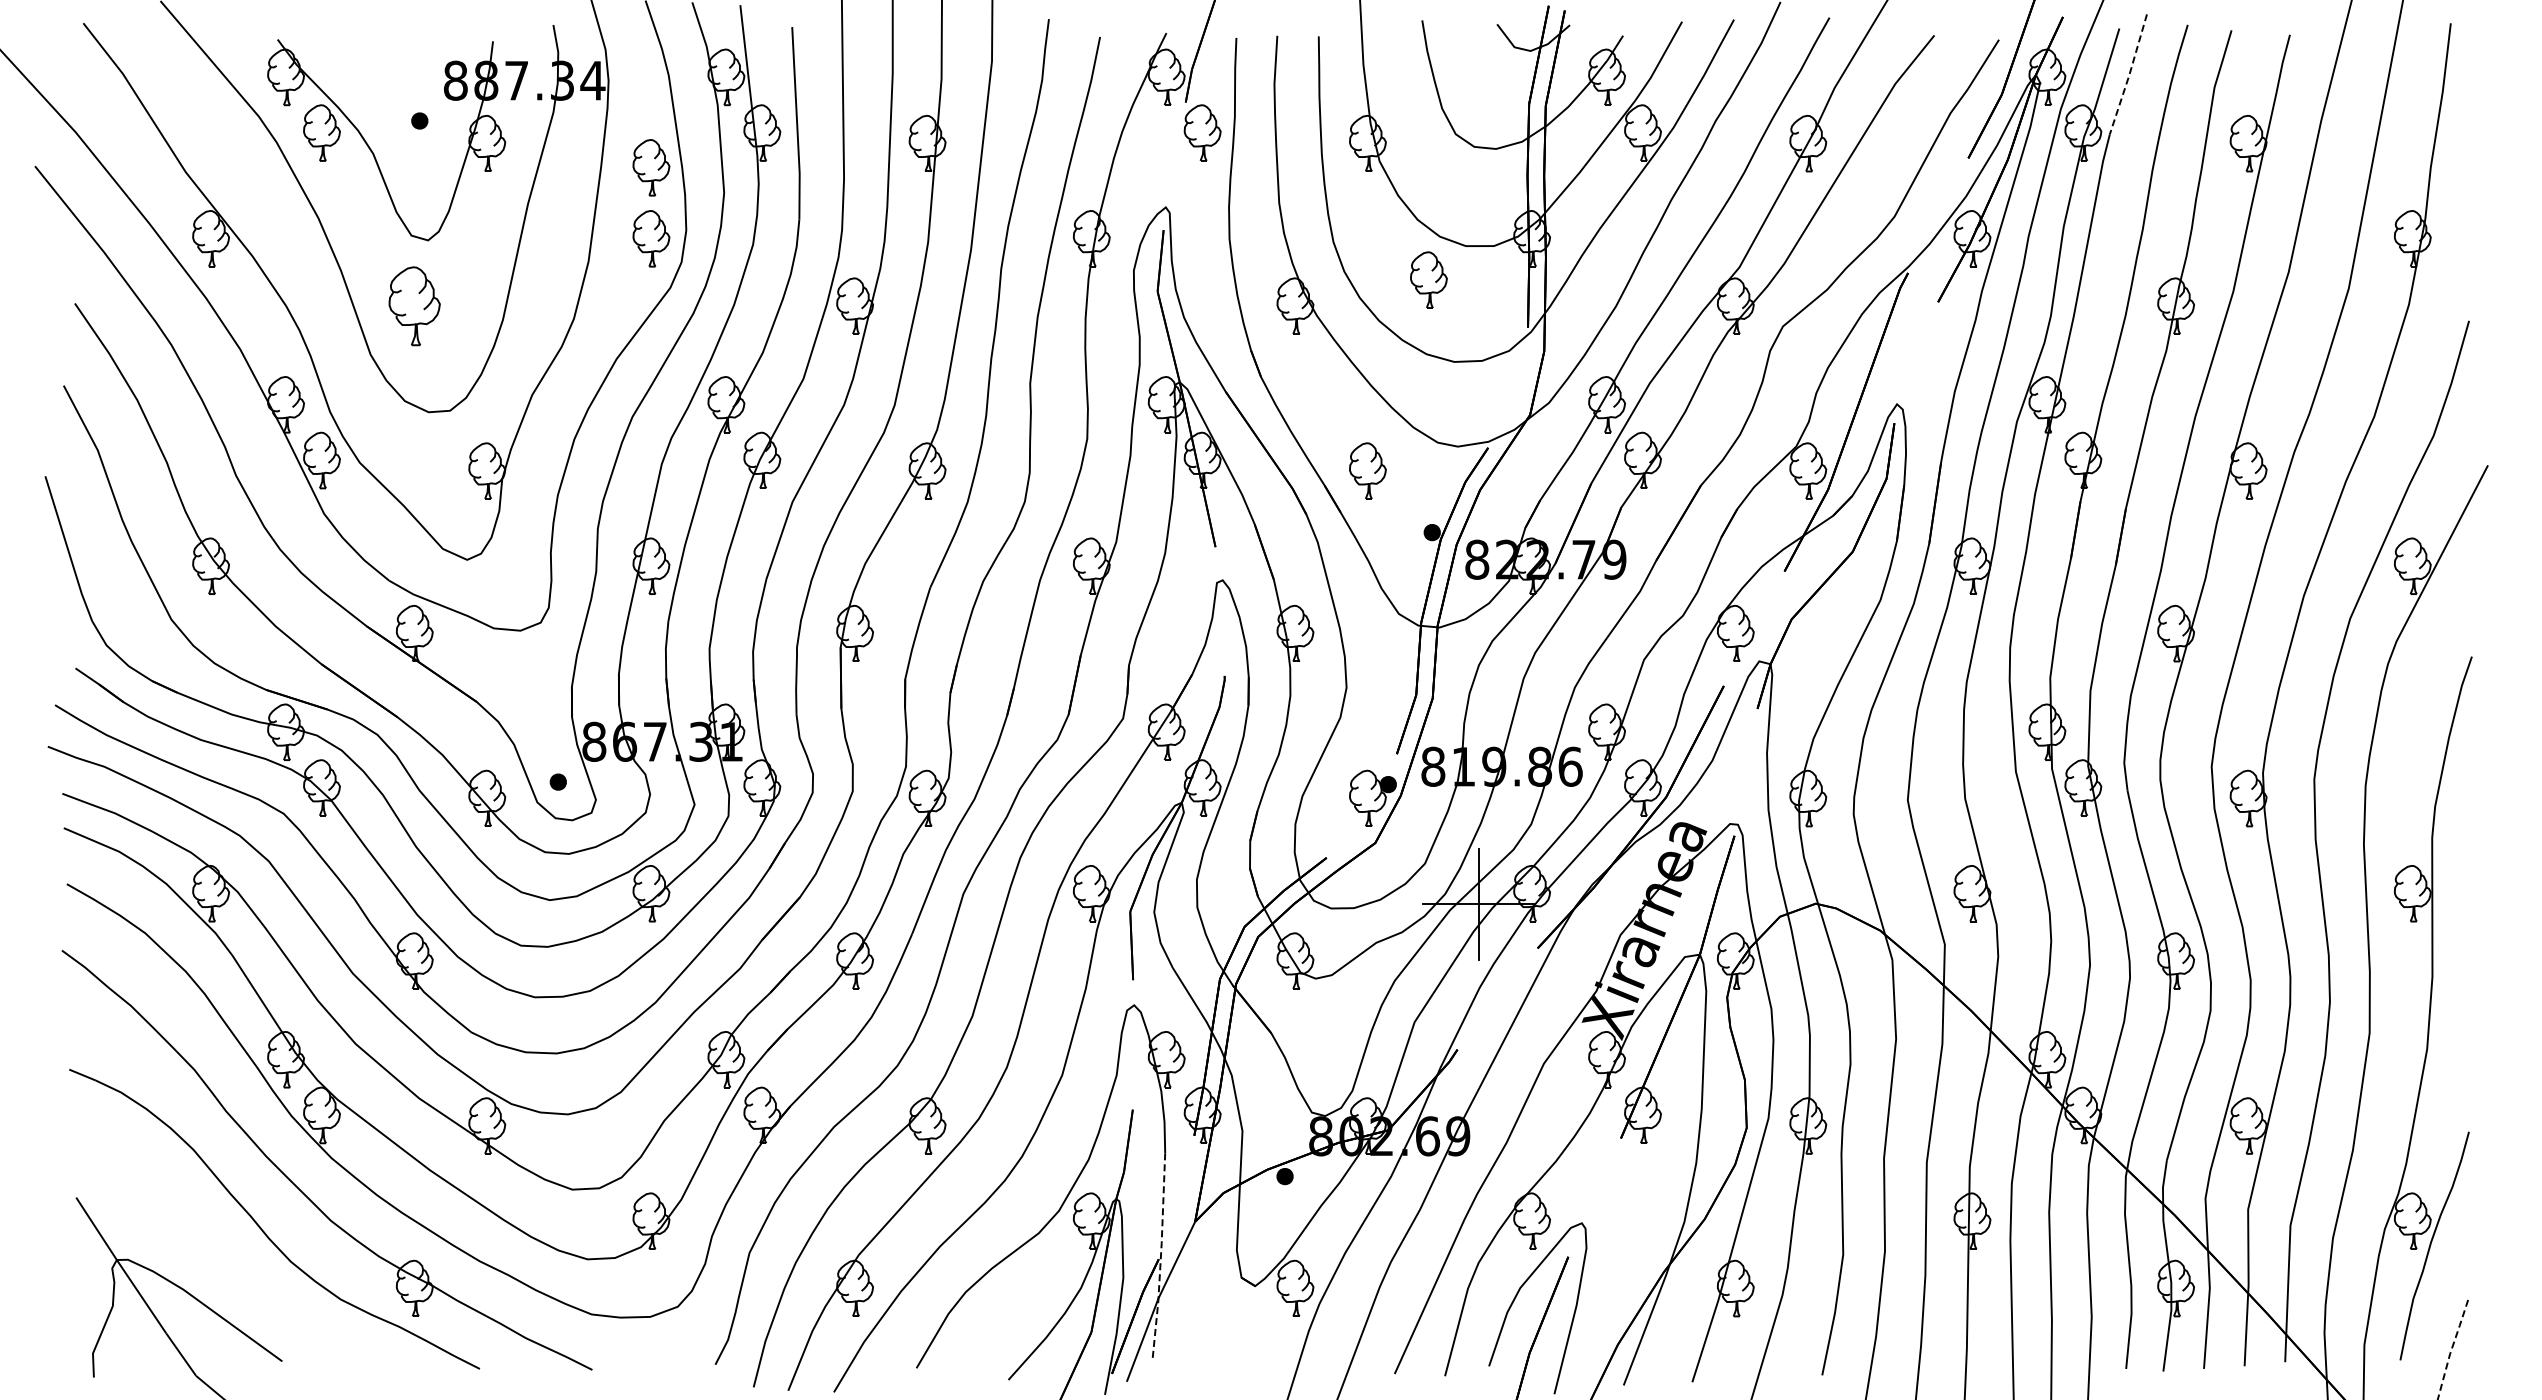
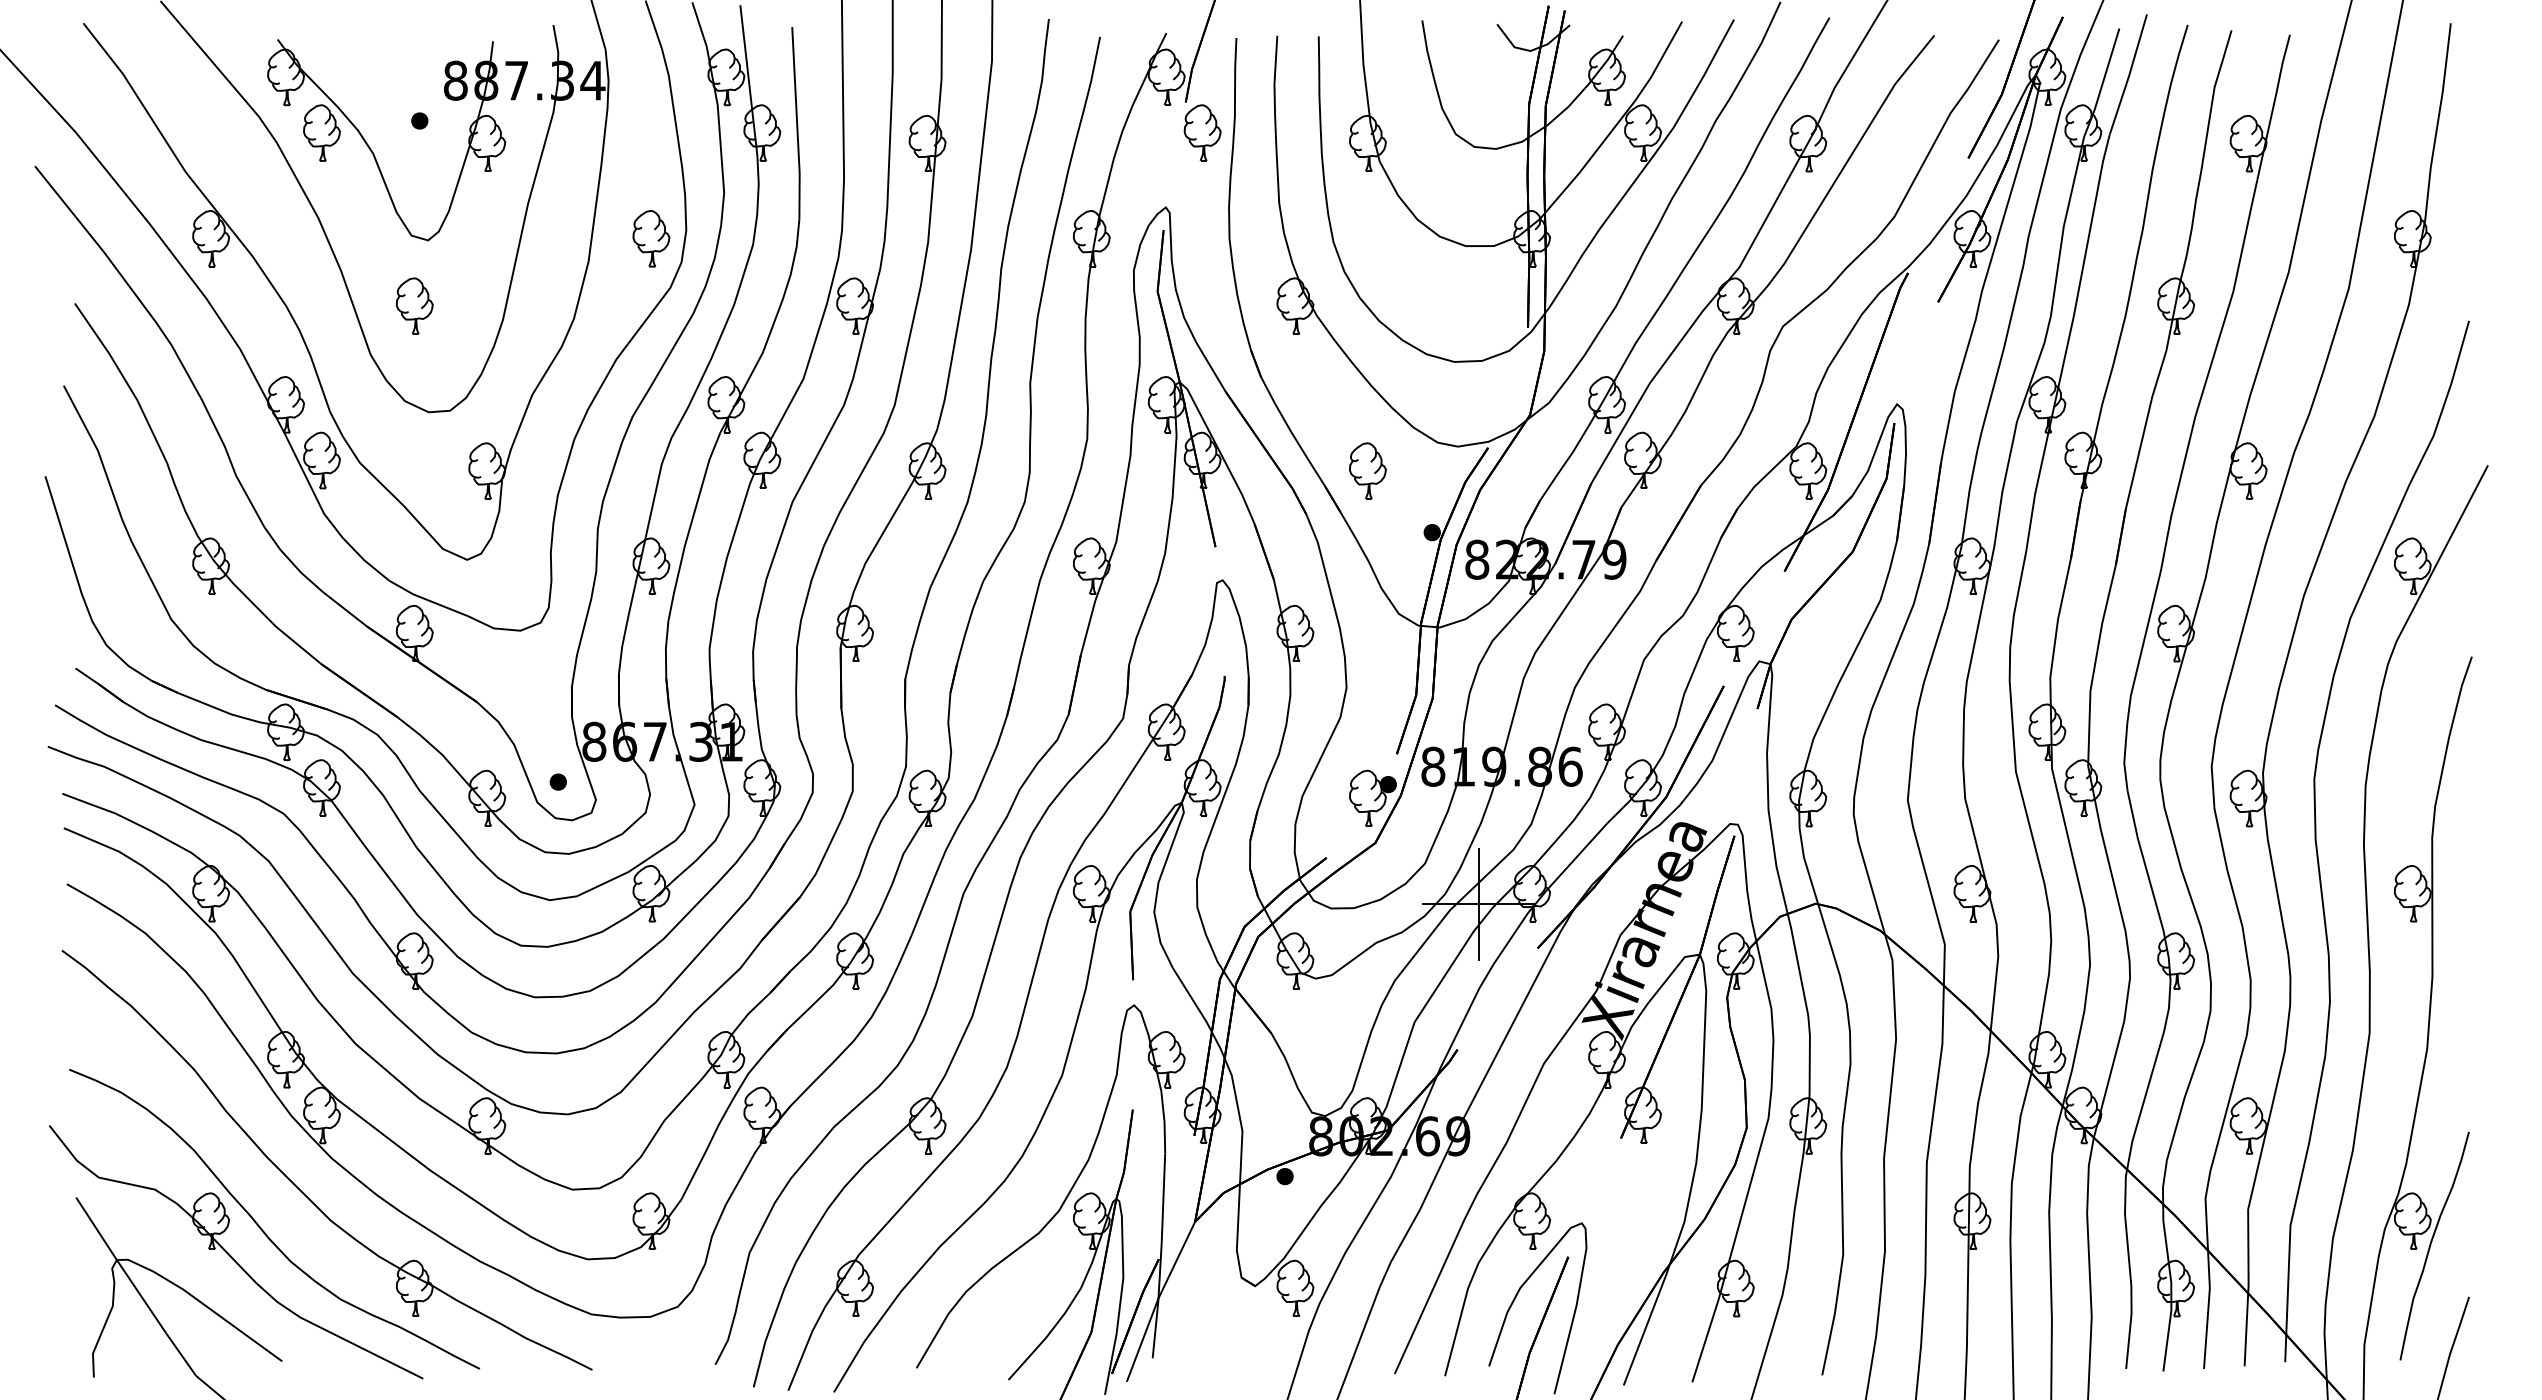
line: dashed -> solid (2129, 75)
part: present -> none (651, 167)
part: present -> none (1428, 279)
part size: 53x81 px -> 38x58 px (414, 305)
part: none -> present (236, 1252)
line: dashed -> solid (1160, 1256)
line: dashed -> solid (2452, 1347)
